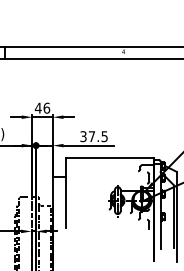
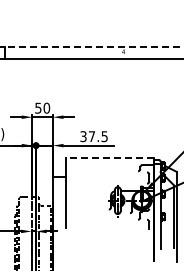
line: solid -> dashed (92, 47)
text: 46 -> 50 (42, 107)
line: solid -> dashed (109, 157)
